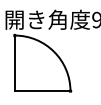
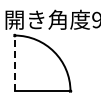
line: solid -> dashed (14, 62)
